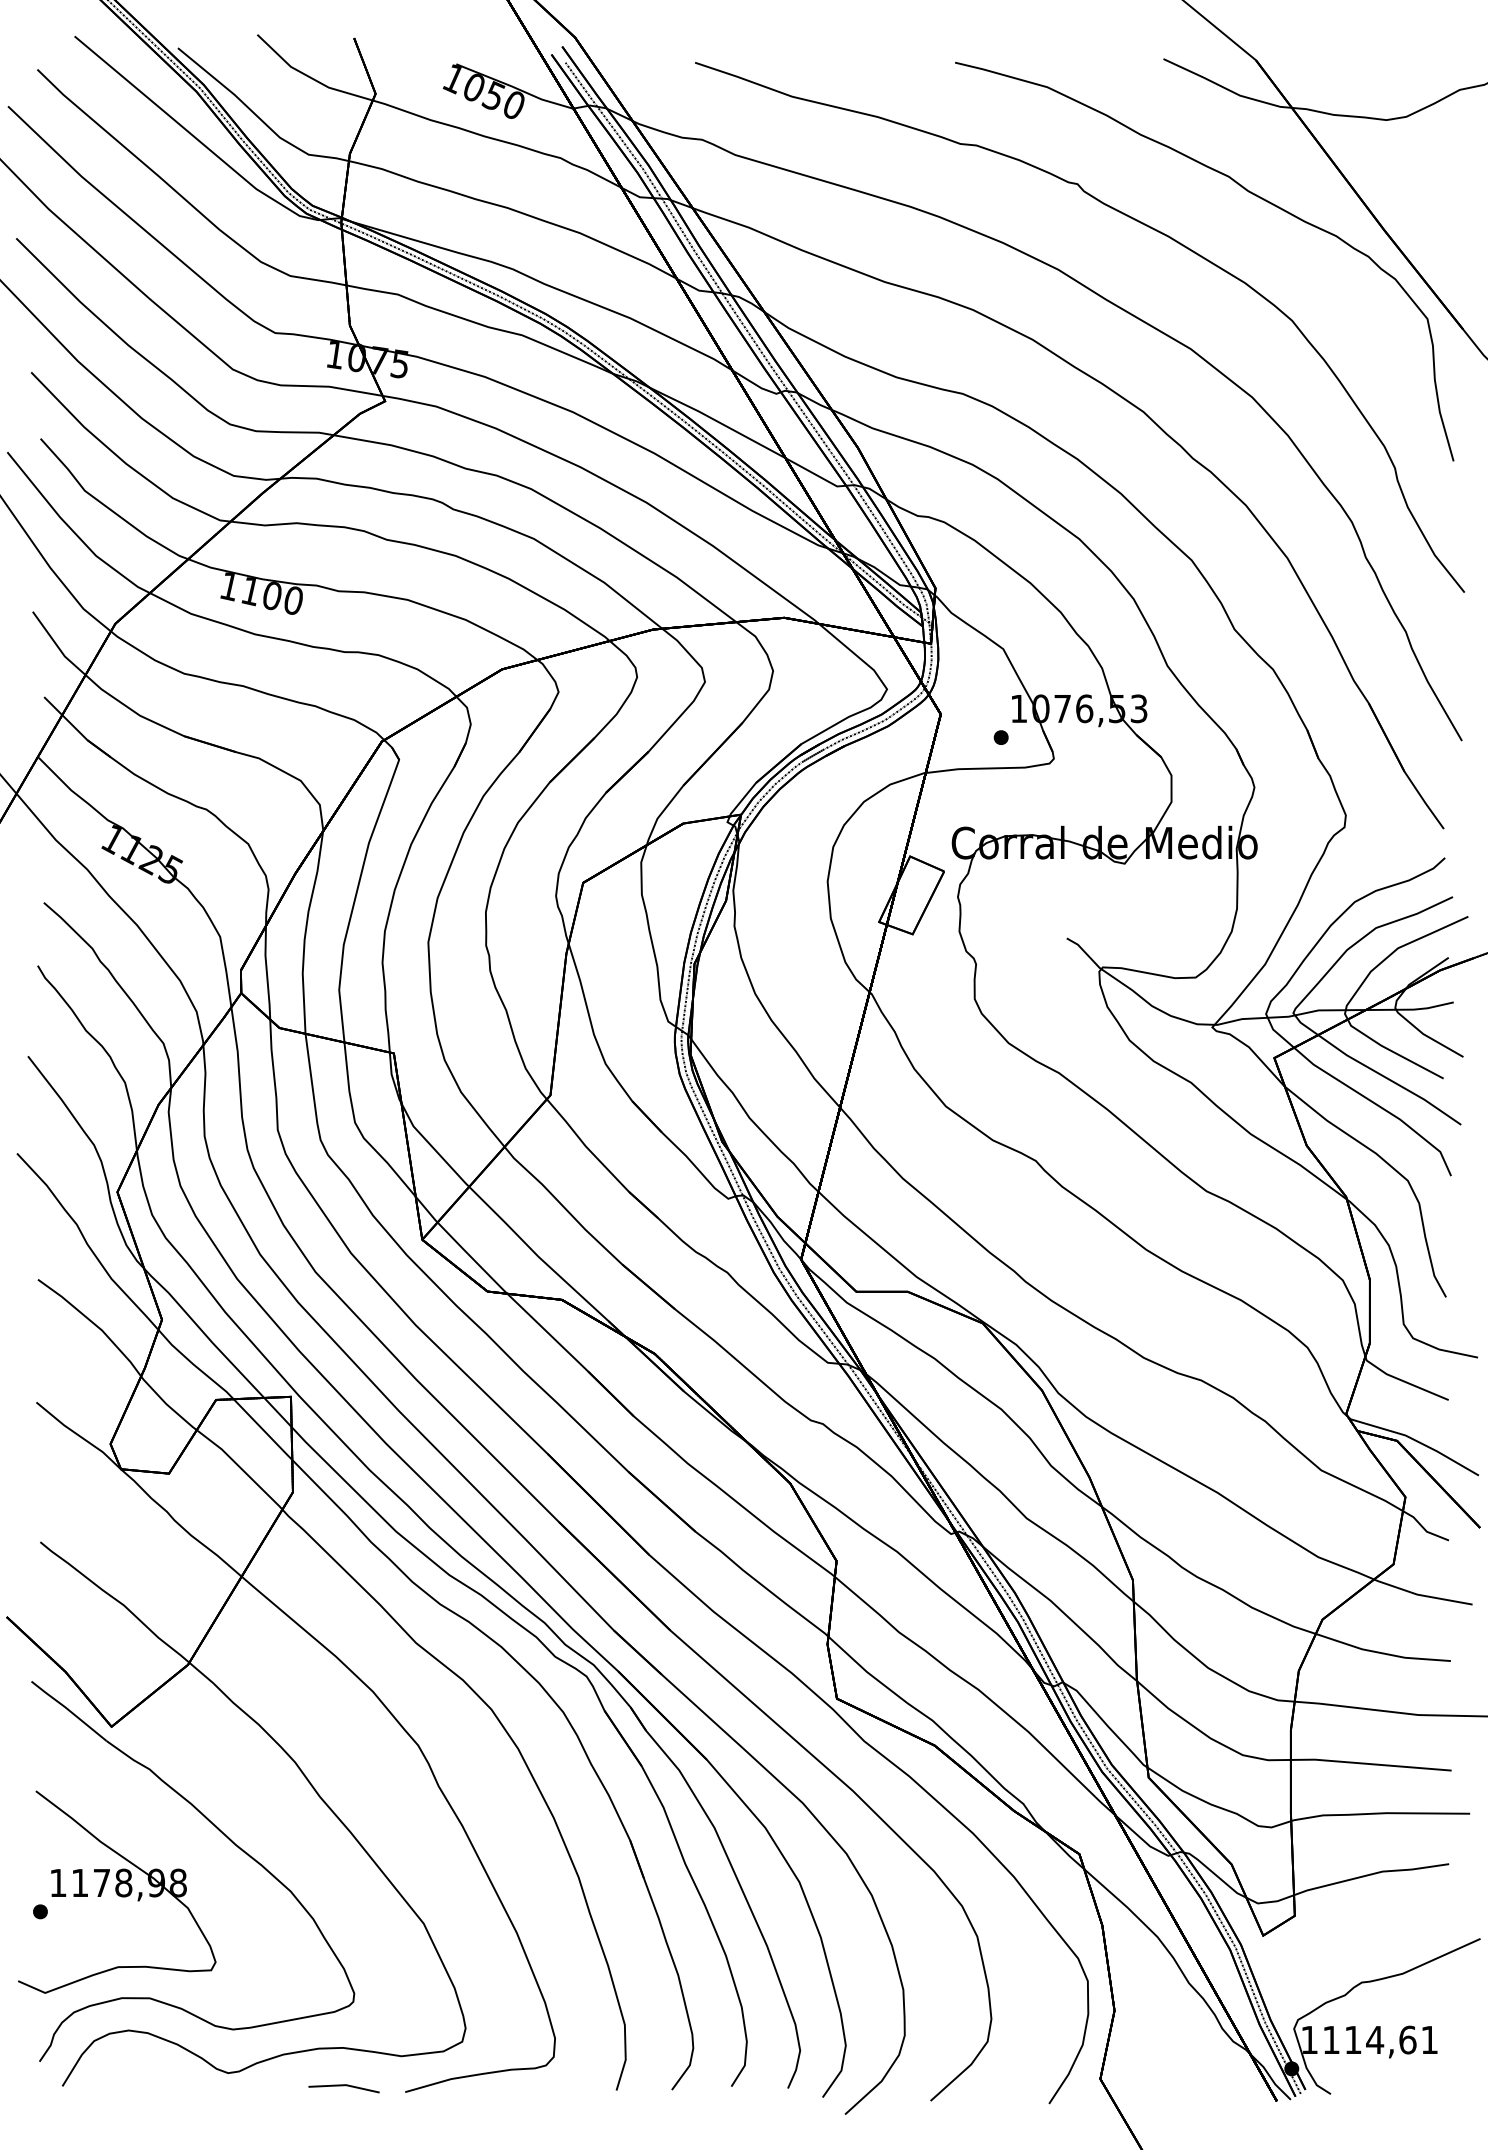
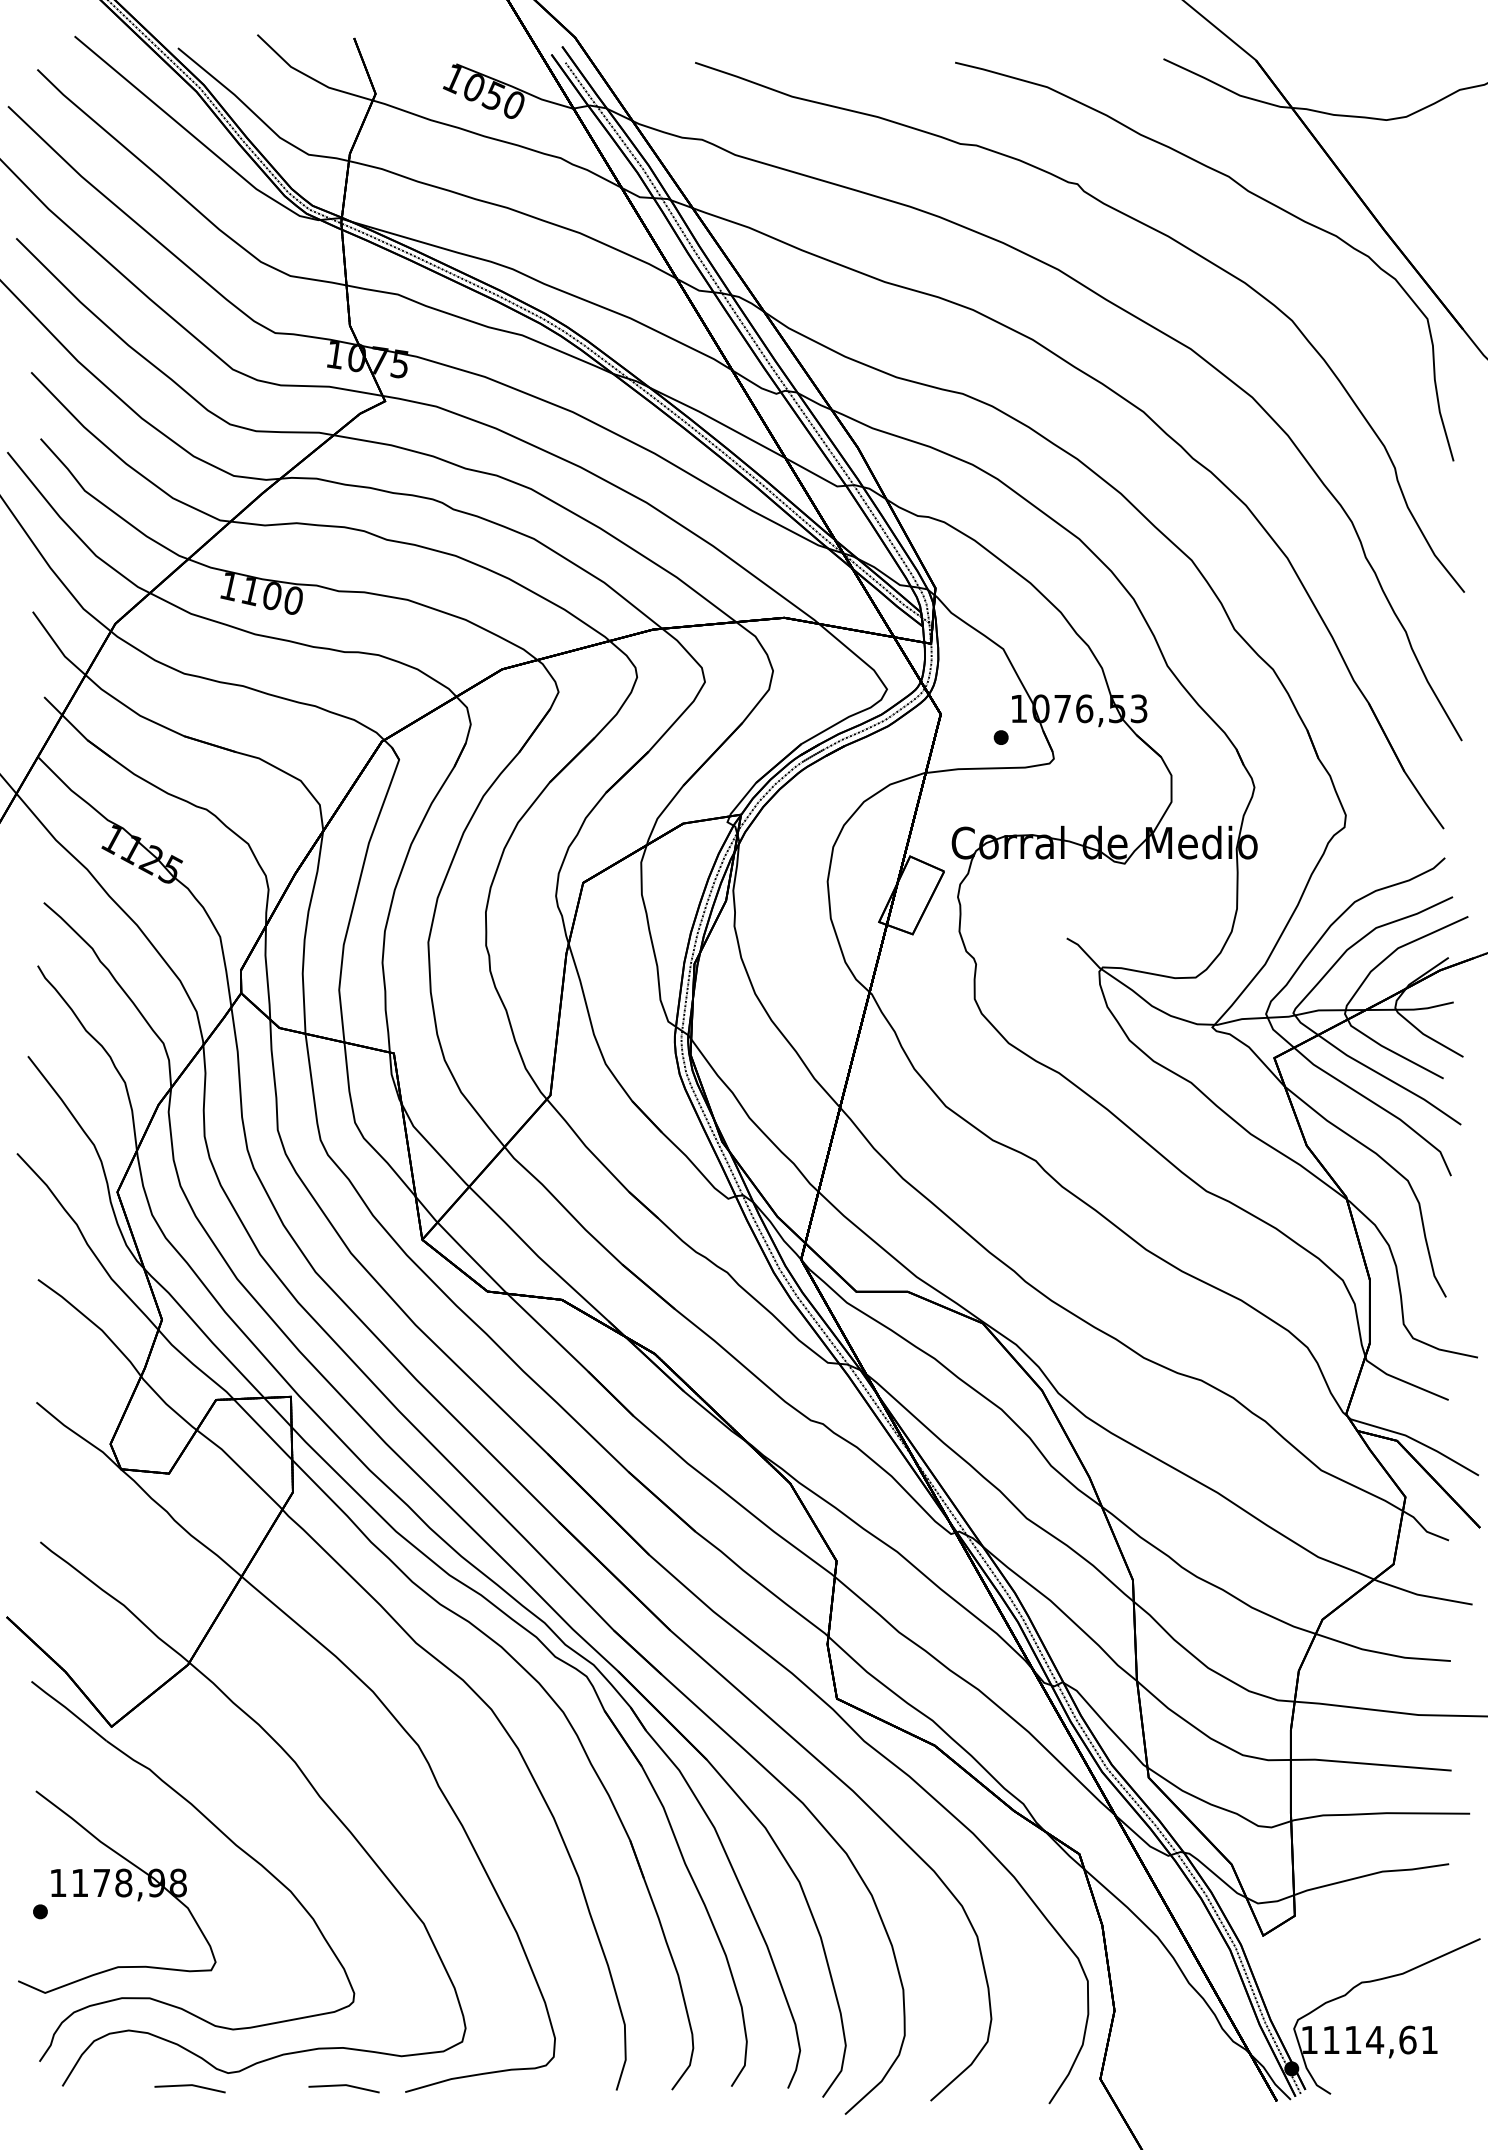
line: none -> present (189, 2086)
